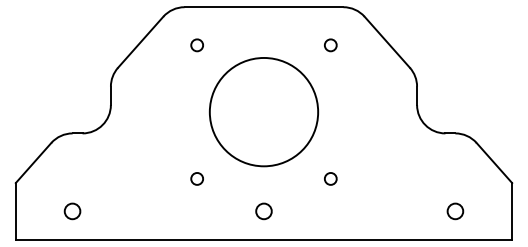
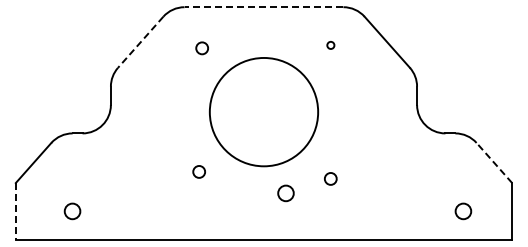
line: solid -> dashed (263, 7)
line: solid -> dashed (140, 42)
circle position: (196, 45) -> (201, 48) (201, 48)
circle size: 14x15 px -> 10x9 px (330, 45)
line: solid -> dashed (494, 163)
circle position: (196, 178) -> (198, 171) (198, 171)
line: solid -> dashed (15, 211)
circle position: (263, 211) -> (285, 193) (285, 193)
circle position: (455, 211) -> (463, 211) (463, 211)
